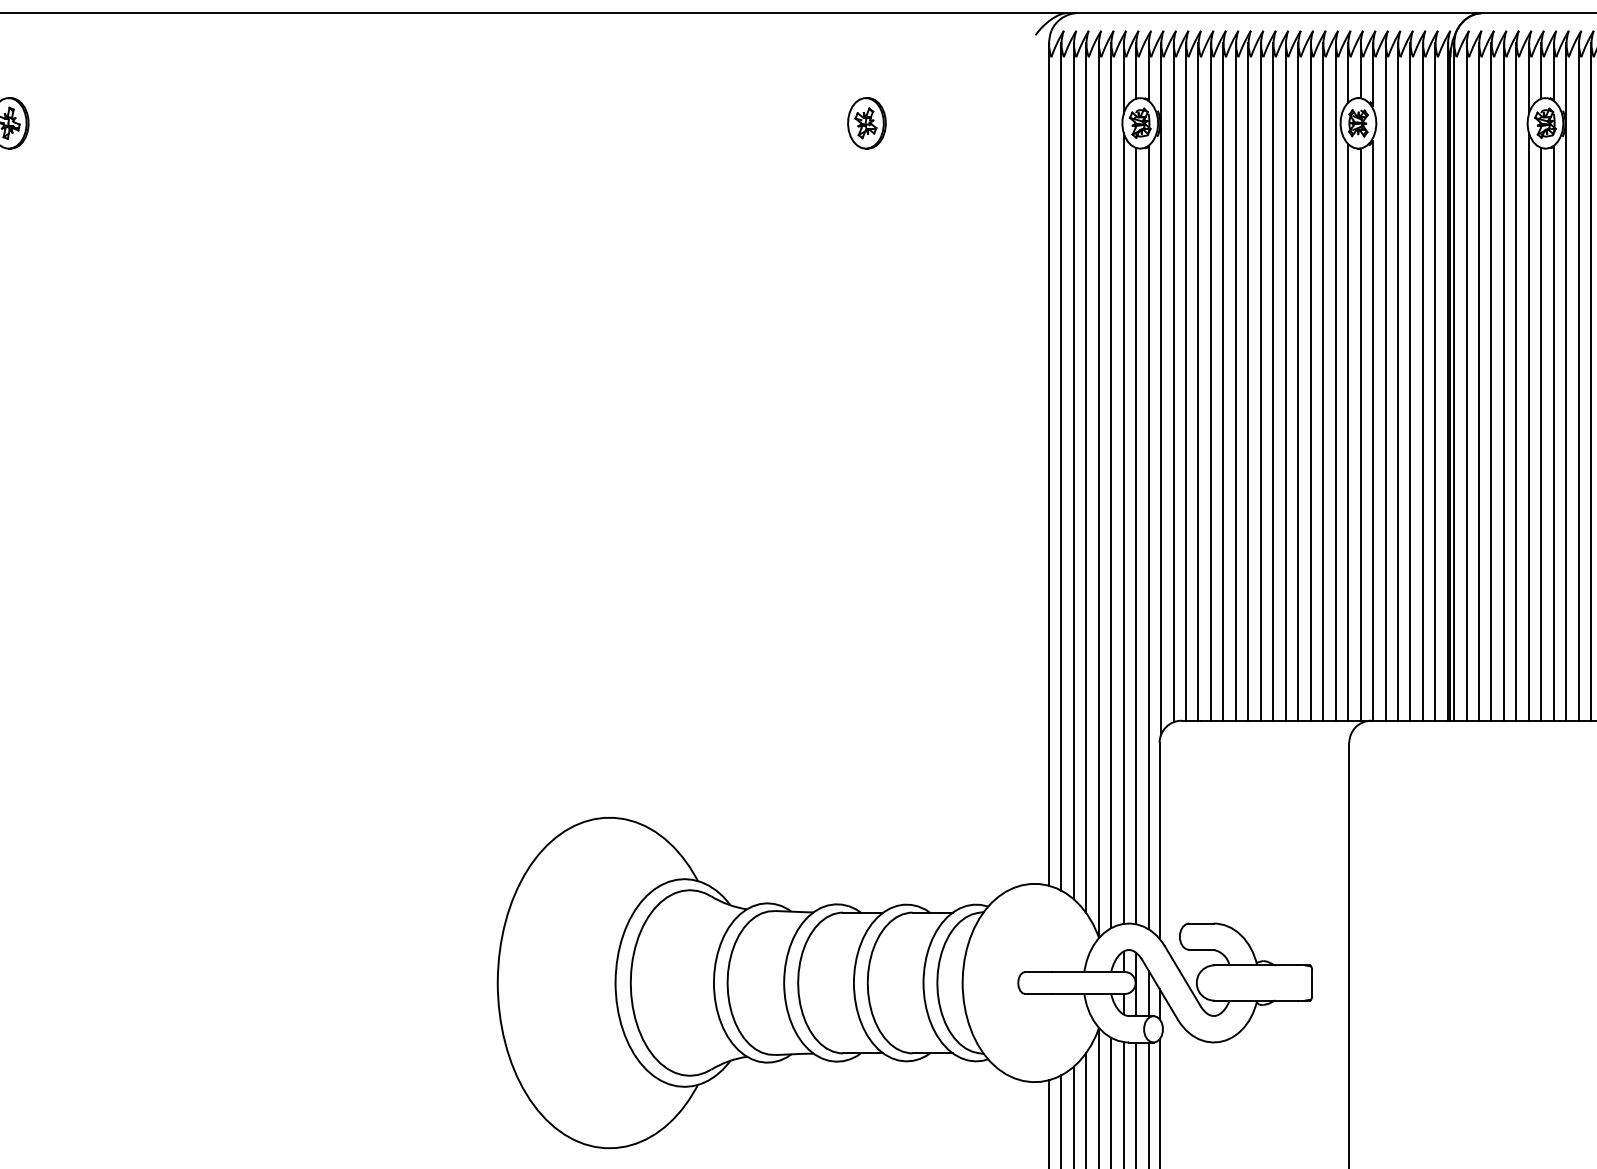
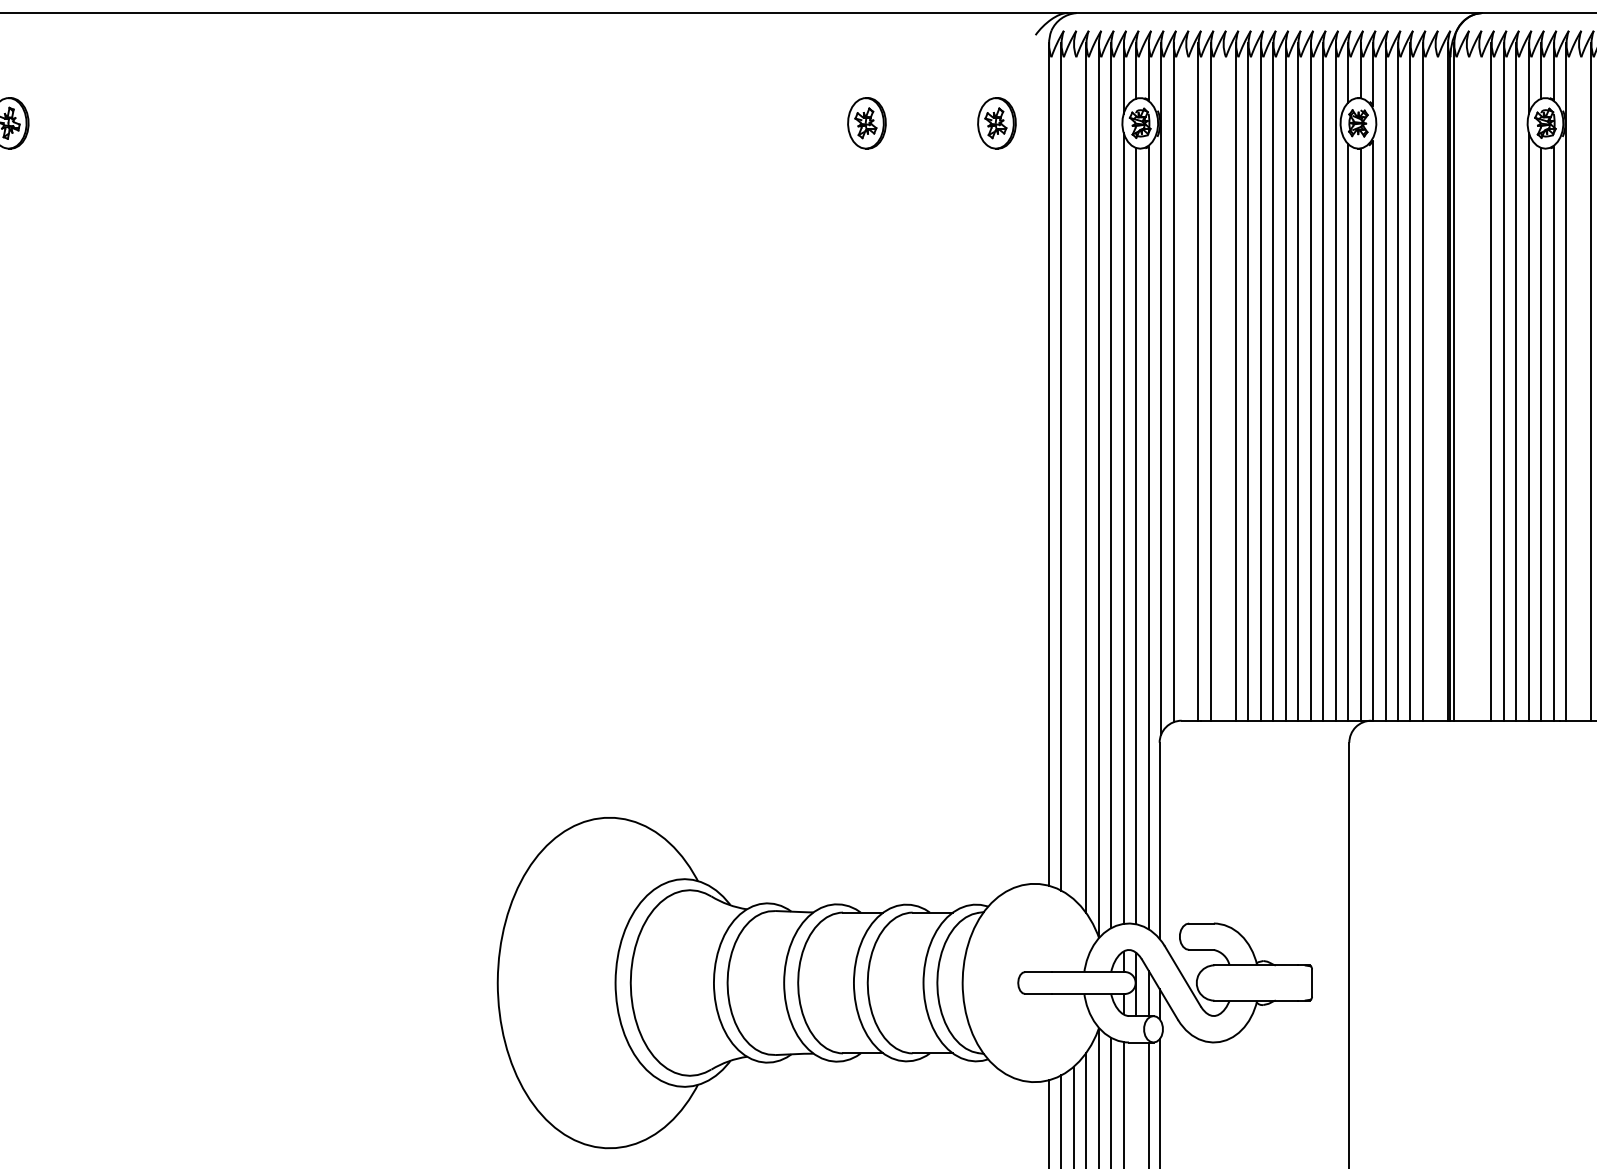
part: none -> present (996, 123)
line: present -> none (1185, 381)
line: present -> none (1223, 381)
line: present -> none (1435, 381)
line: present -> none (1466, 381)
line: present -> none (1479, 381)
line: present -> none (1578, 381)
line: present -> none (1073, 470)
line: present -> none (1136, 1103)
